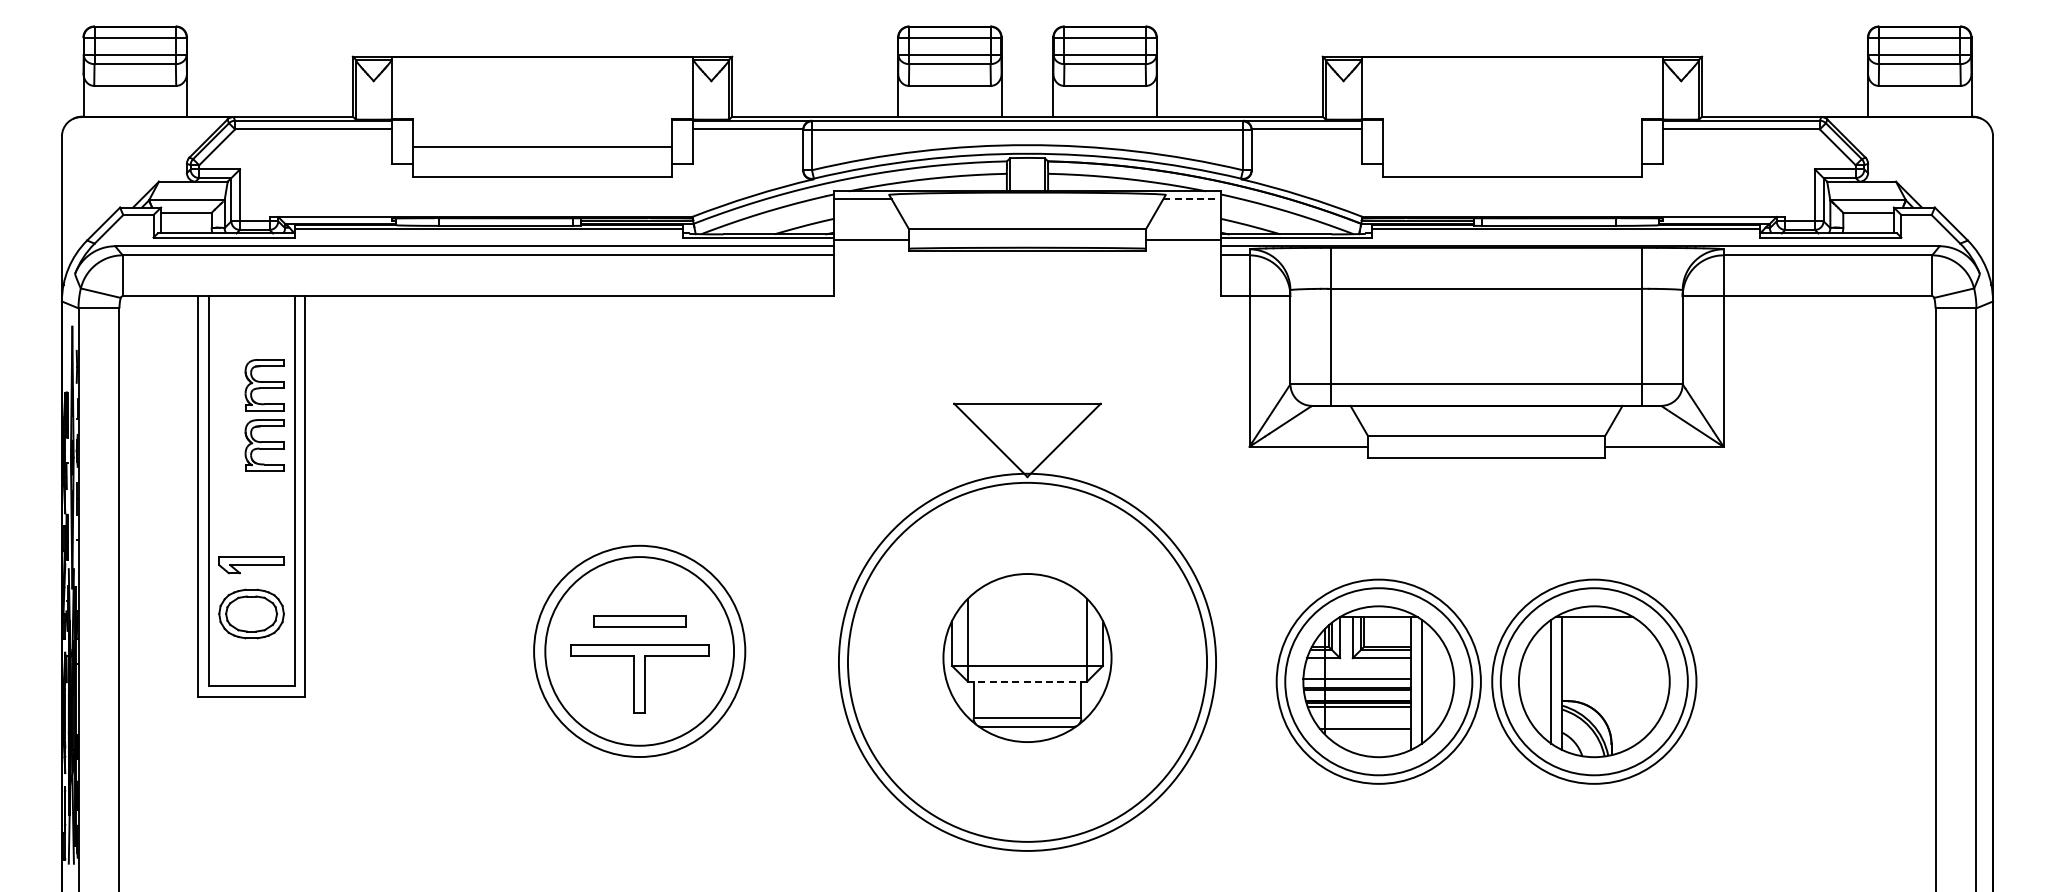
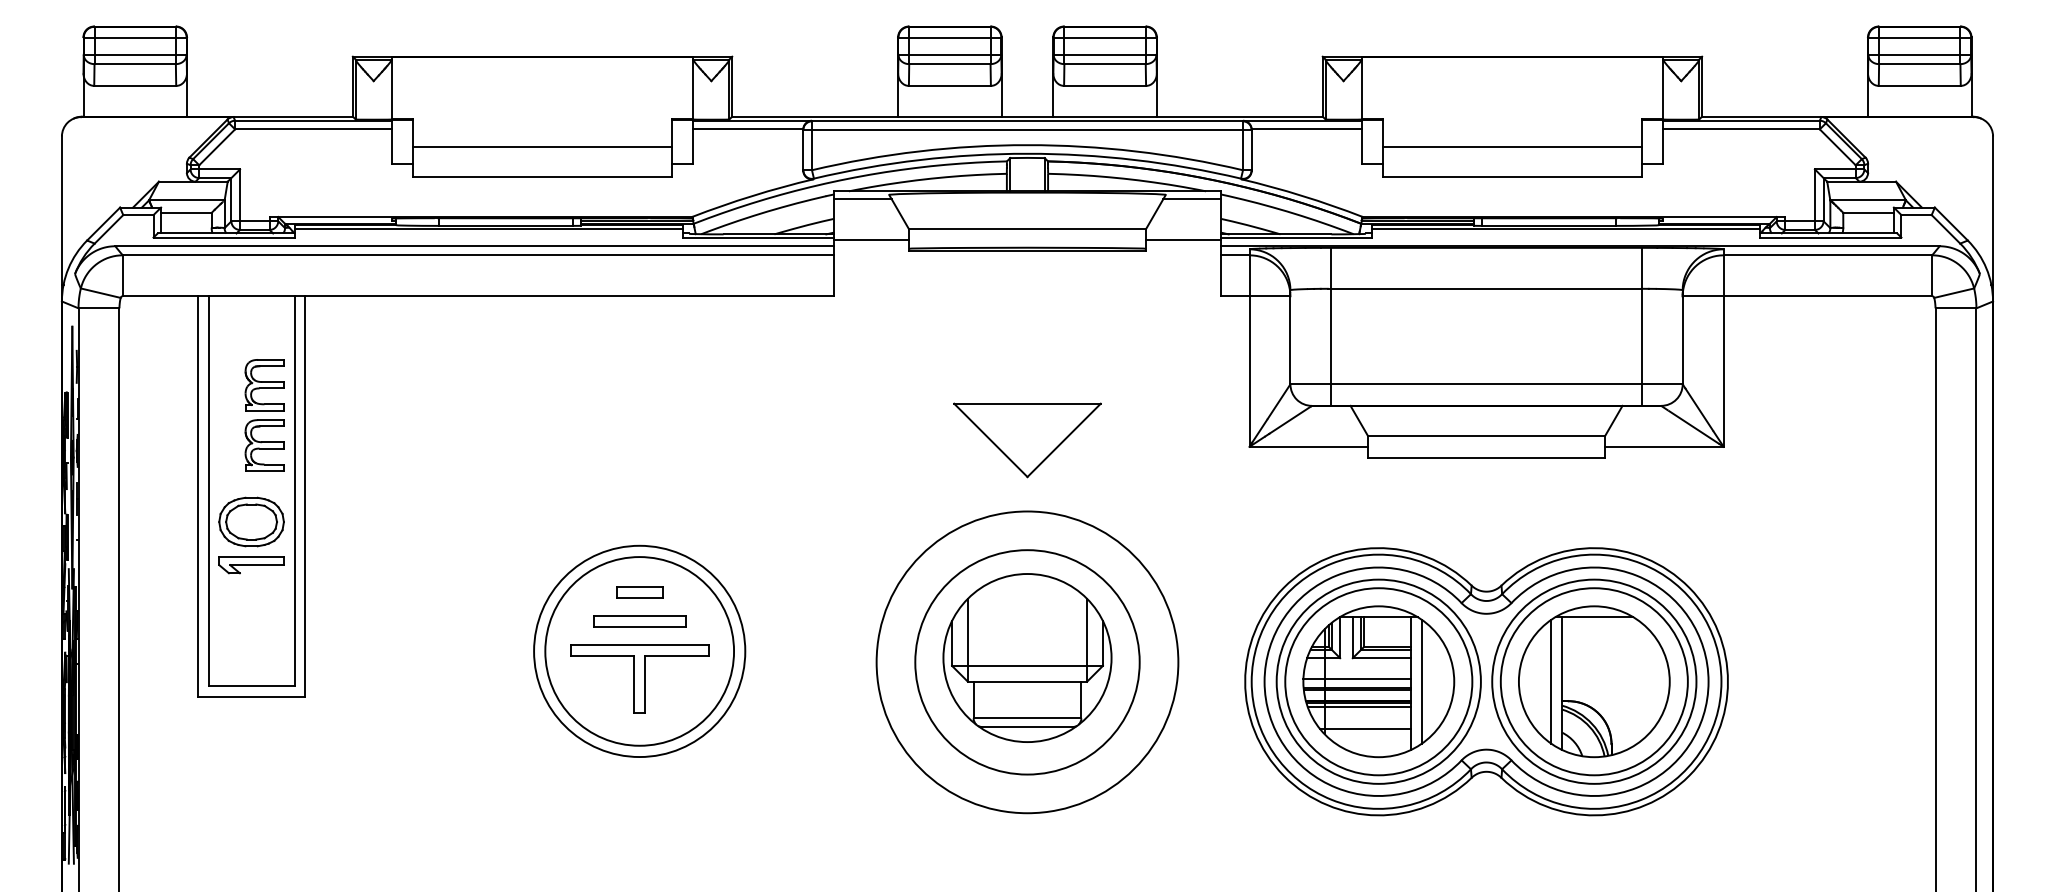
line: none -> present (1512, 147)
line: dashed -> solid (1192, 199)
part: none -> present (639, 592)
part position: (251, 613) -> (251, 521) (251, 521)
circle diameter: 359 px -> 224 px (1027, 662)
circle diameter: 377 px -> 302 px (1027, 662)
line: dashed -> solid (1027, 681)
part: none -> present (1486, 681)
